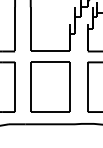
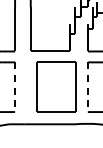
part position: (50, 86) -> (56, 86) (56, 86)
line: solid -> dashed (15, 87)
line: solid -> dashed (87, 87)
